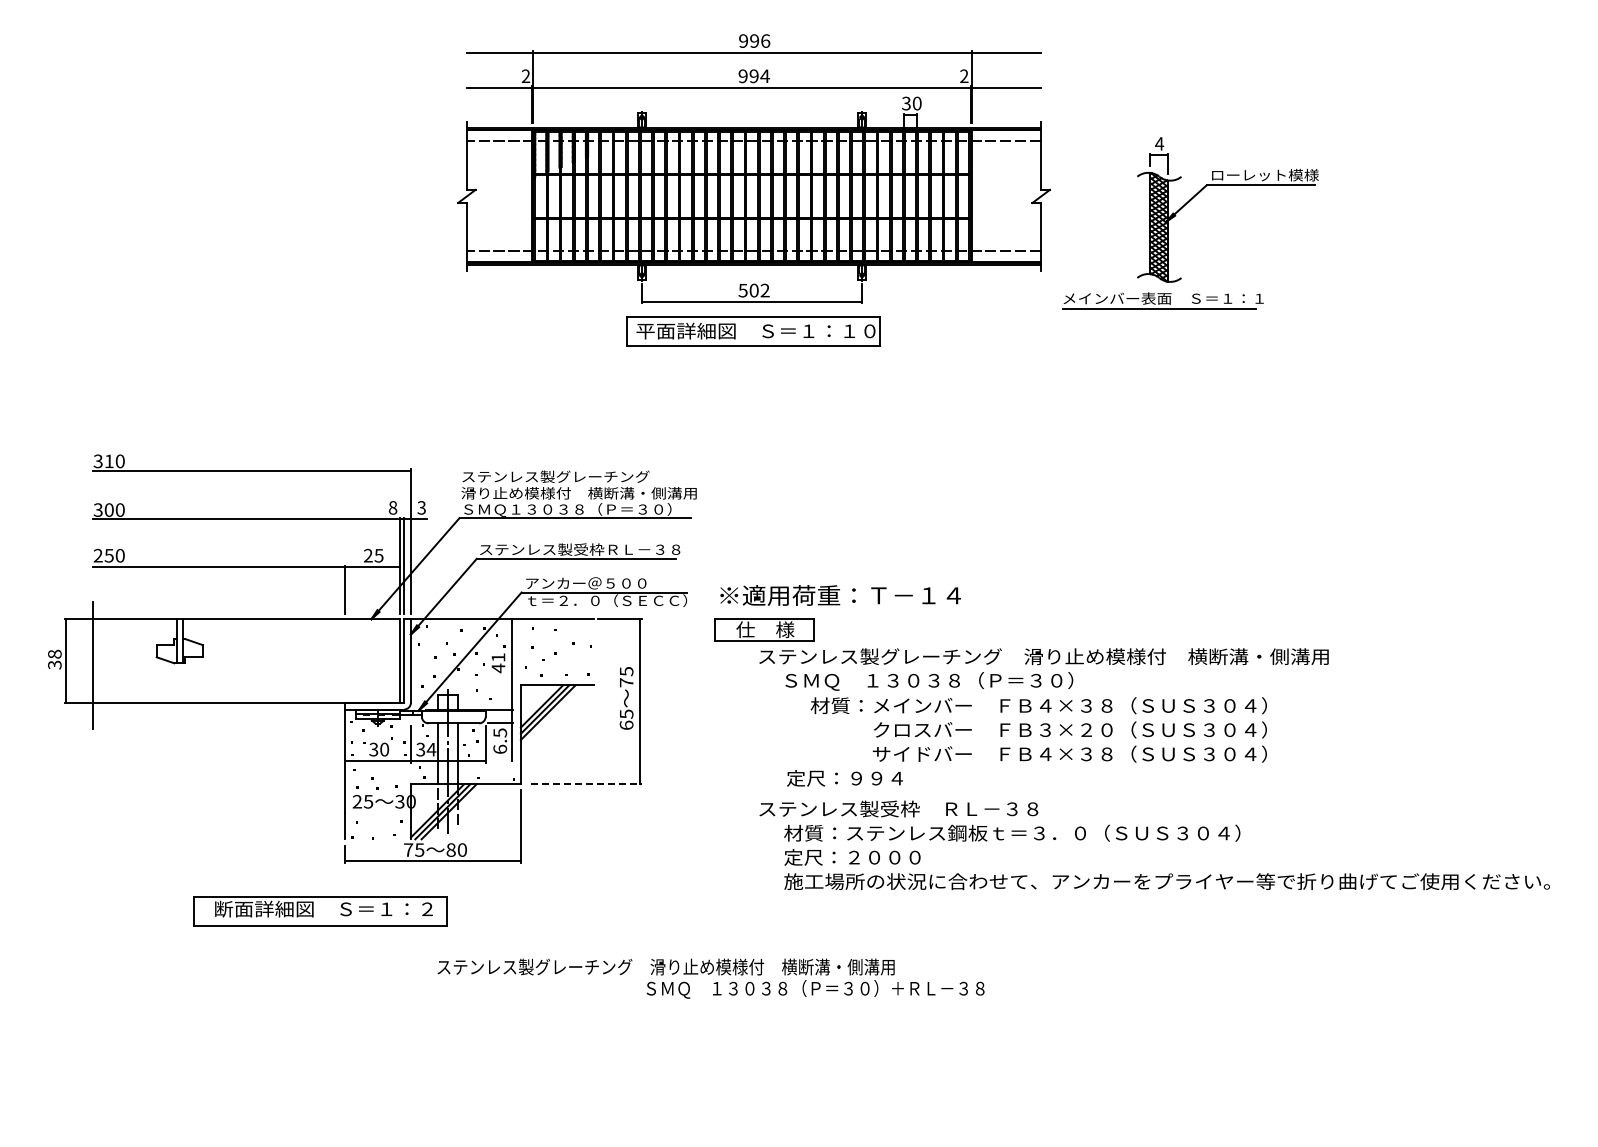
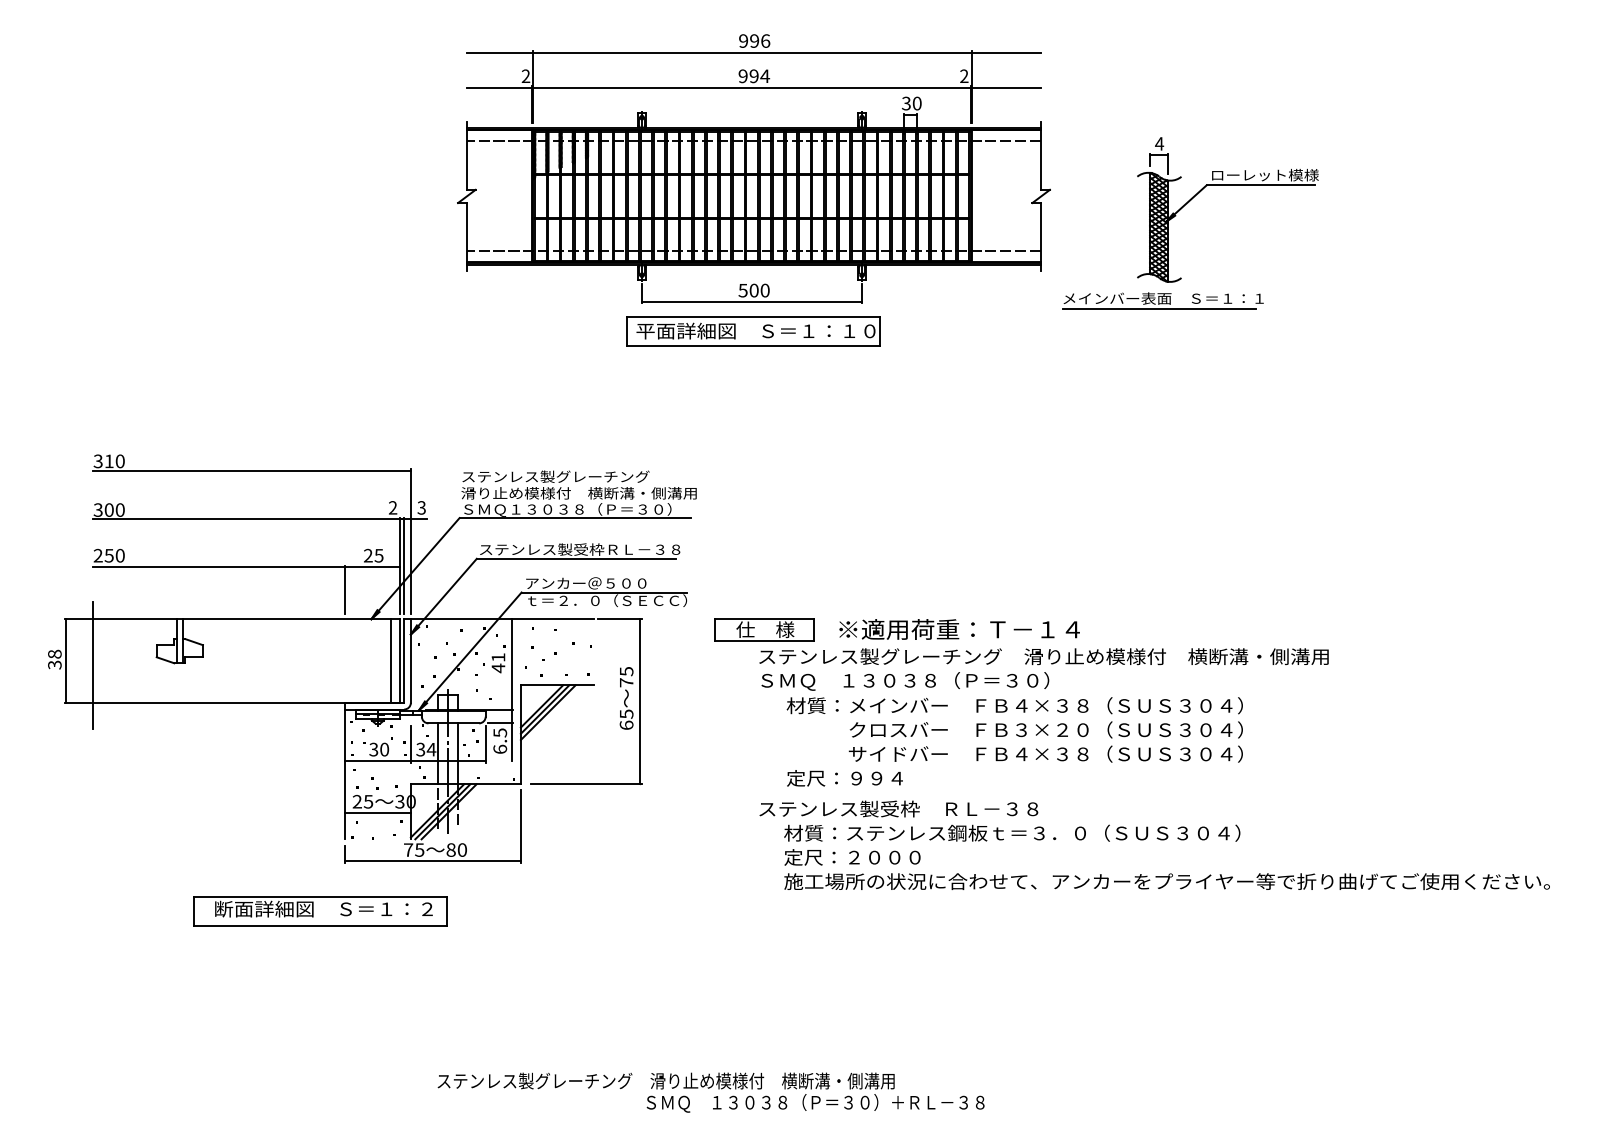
text: 502 -> 500 (764, 290)
text: 8 -> 2 (393, 507)
text position: (840, 595) -> (959, 629) (959, 629)
line: none -> present (391, 660)
text position: (1025, 717) -> (1001, 717) (1001, 717)
line: dashed -> solid (586, 784)
line: none -> present (377, 813)
text position: (710, 978) -> (710, 1092) (710, 1092)
